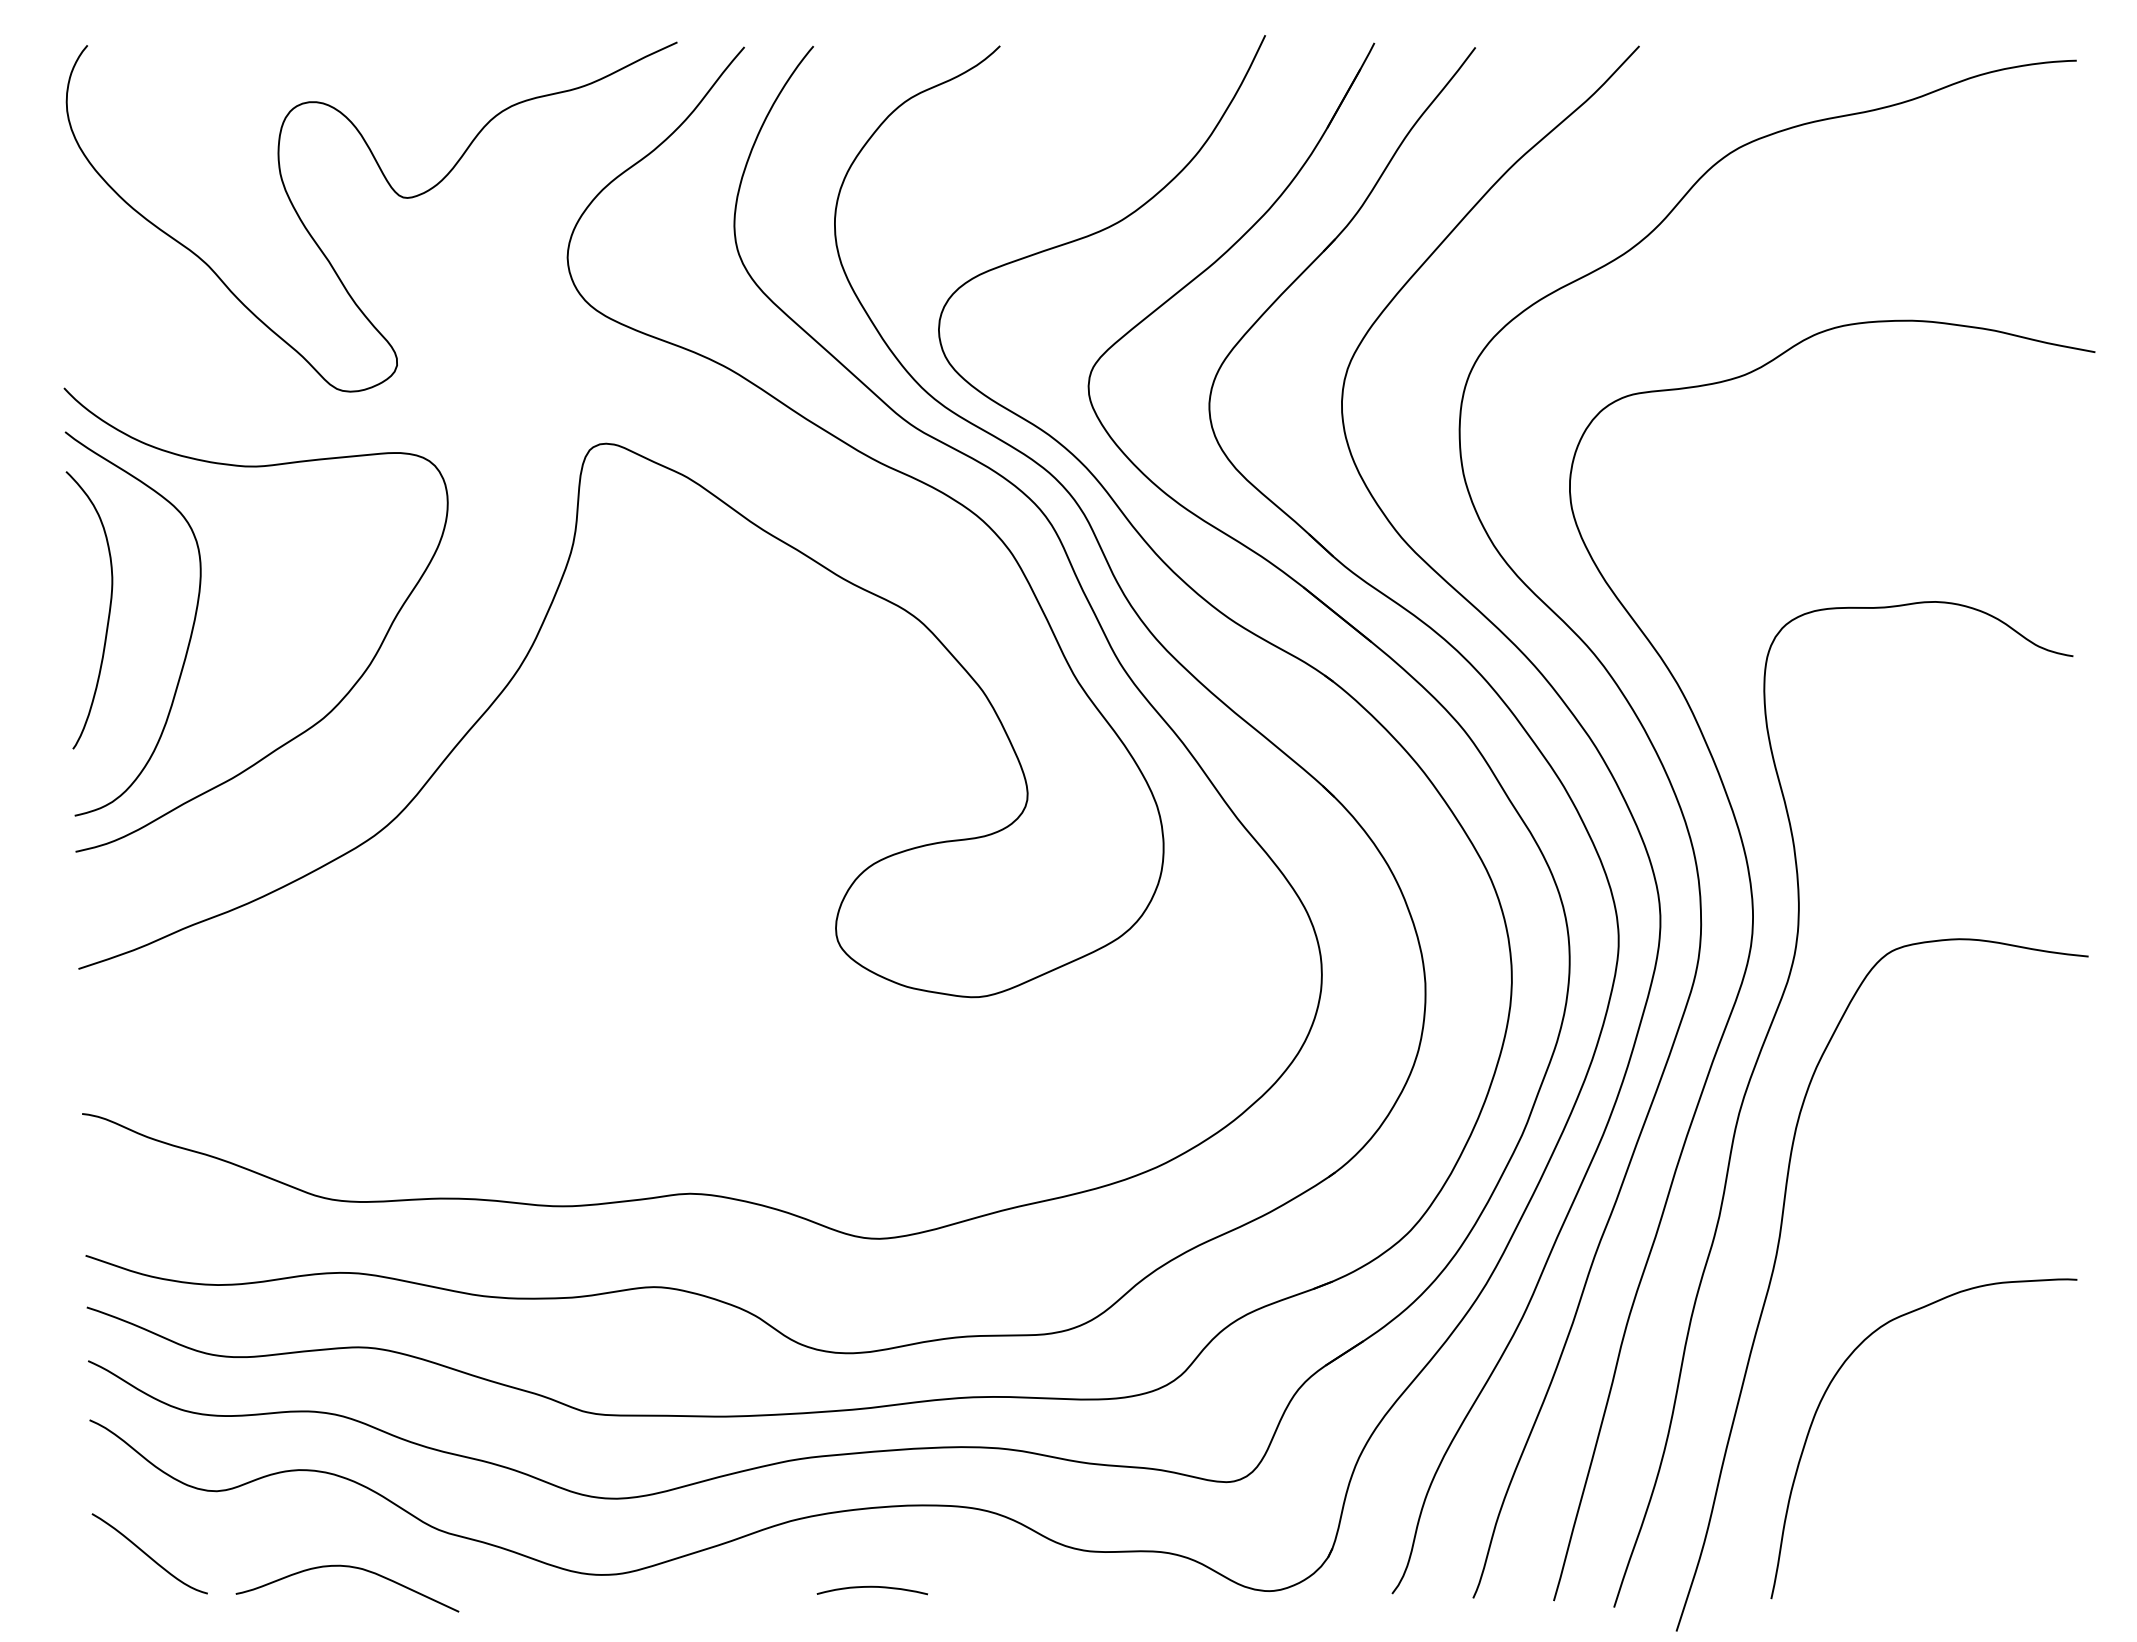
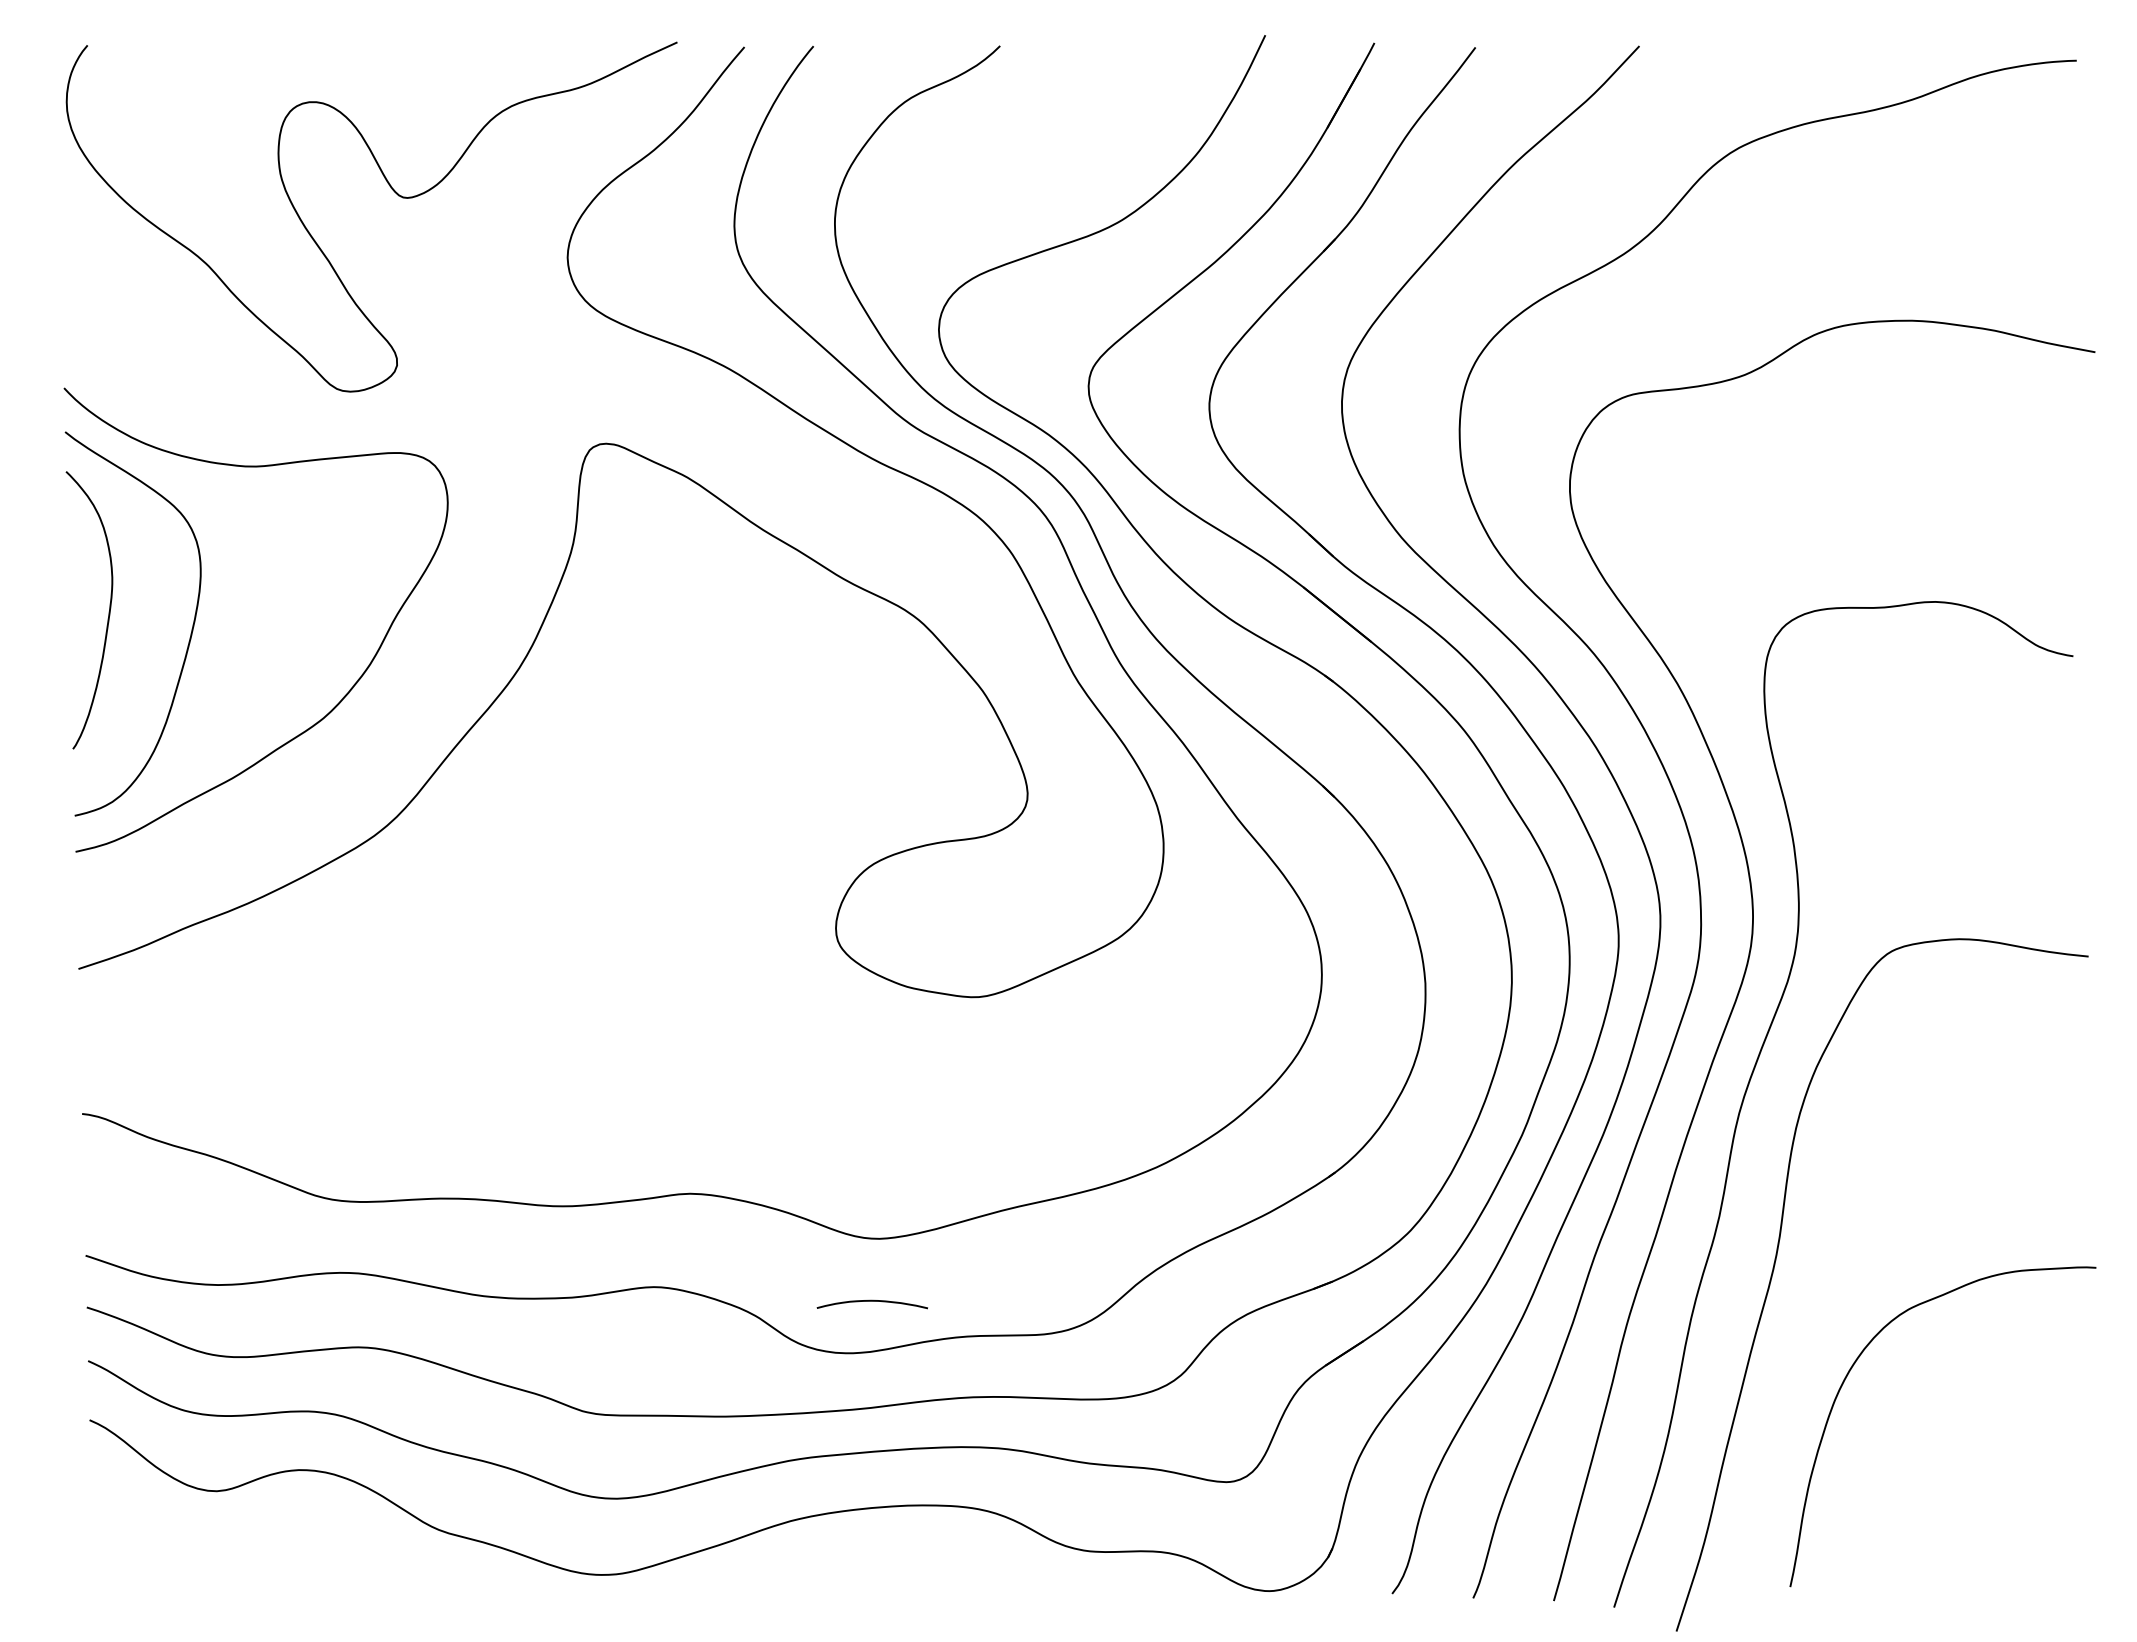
curve position: (1830, 1385) -> (1849, 1373) (1849, 1373)
curve: present -> none (148, 1554)
curve: present -> none (353, 1568)
curve position: (871, 1587) -> (871, 1301) (871, 1301)
